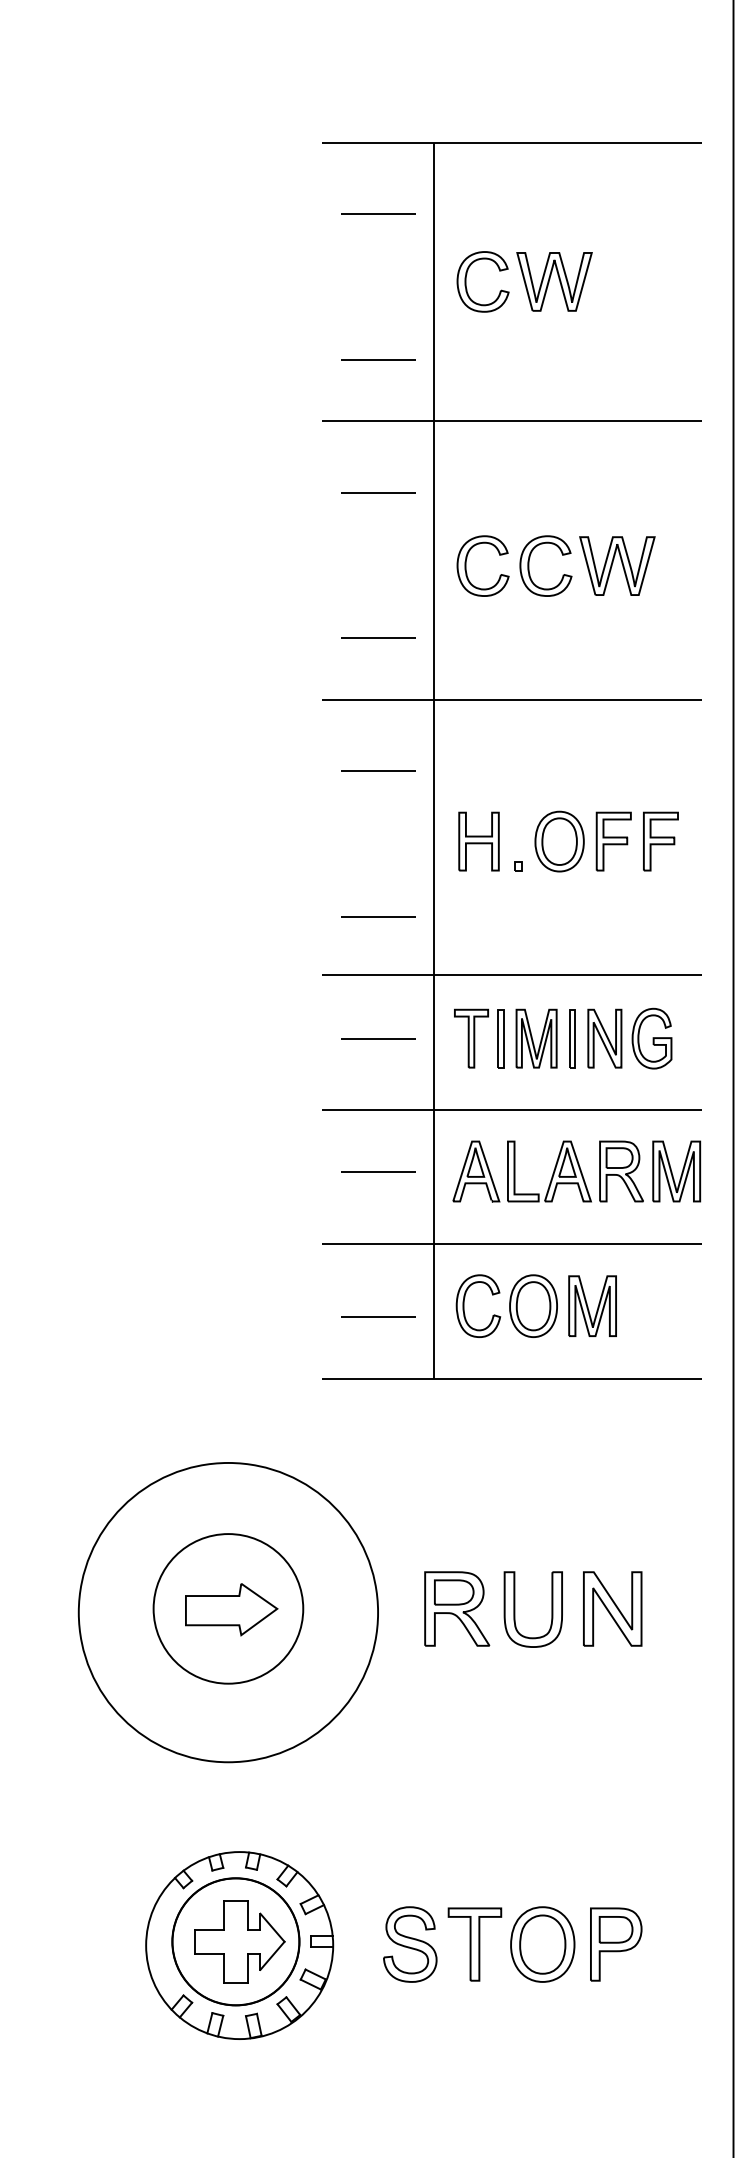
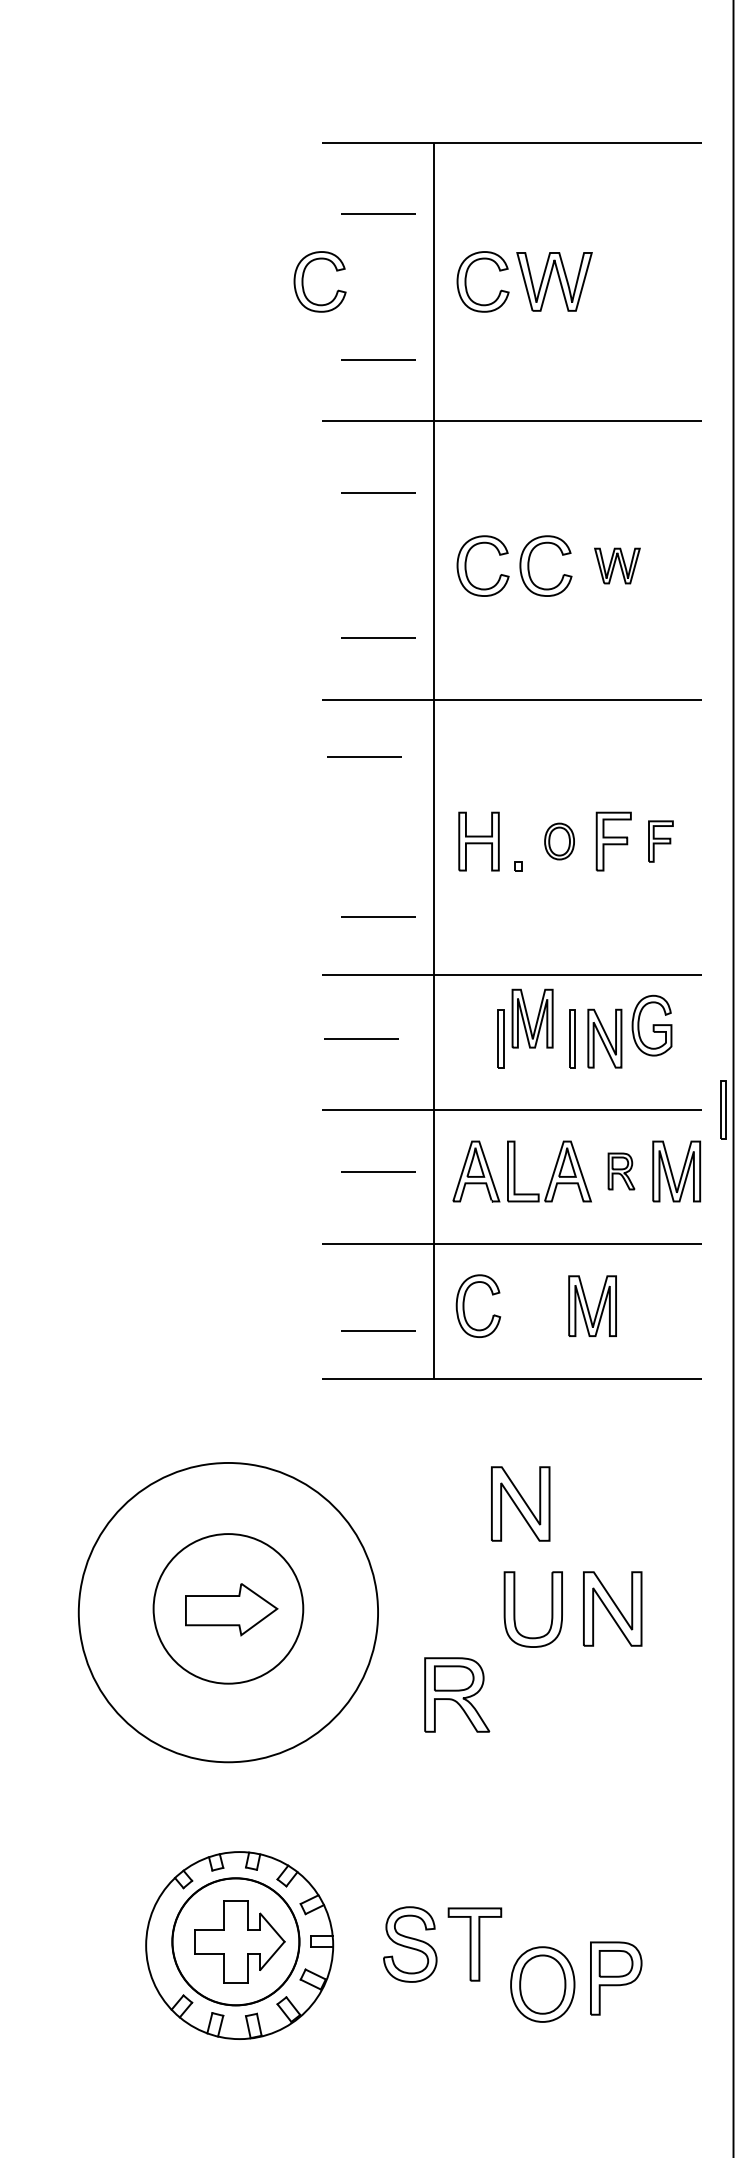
part: none -> present (303, 281)
part size: 77x60 px -> 47x38 px (617, 565)
line position: (378, 770) -> (364, 756) (364, 756)
part size: 51x63 px -> 31x39 px (559, 841)
part size: 36x61 px -> 26x43 px (660, 841)
line position: (378, 1038) -> (361, 1038) (361, 1038)
part: present -> none (471, 1038)
part position: (536, 1038) -> (532, 1018) (532, 1018)
part position: (651, 1038) -> (651, 1025) (651, 1025)
part: none -> present (723, 1109)
part size: 45x63 px -> 29x39 px (621, 1171)
part: present -> none (533, 1305)
line position: (378, 1316) -> (378, 1330) (378, 1330)
part: none -> present (520, 1503)
part position: (457, 1608) -> (457, 1694) (457, 1694)
part position: (542, 1944) -> (542, 1984) (542, 1984)
part position: (616, 1944) -> (616, 1978) (616, 1978)
